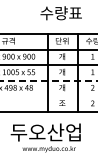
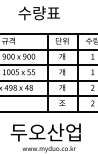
text position: (60, 13) -> (38, 13) (38, 13)
line: dashed -> solid (48, 80)
line: none -> present (48, 96)
